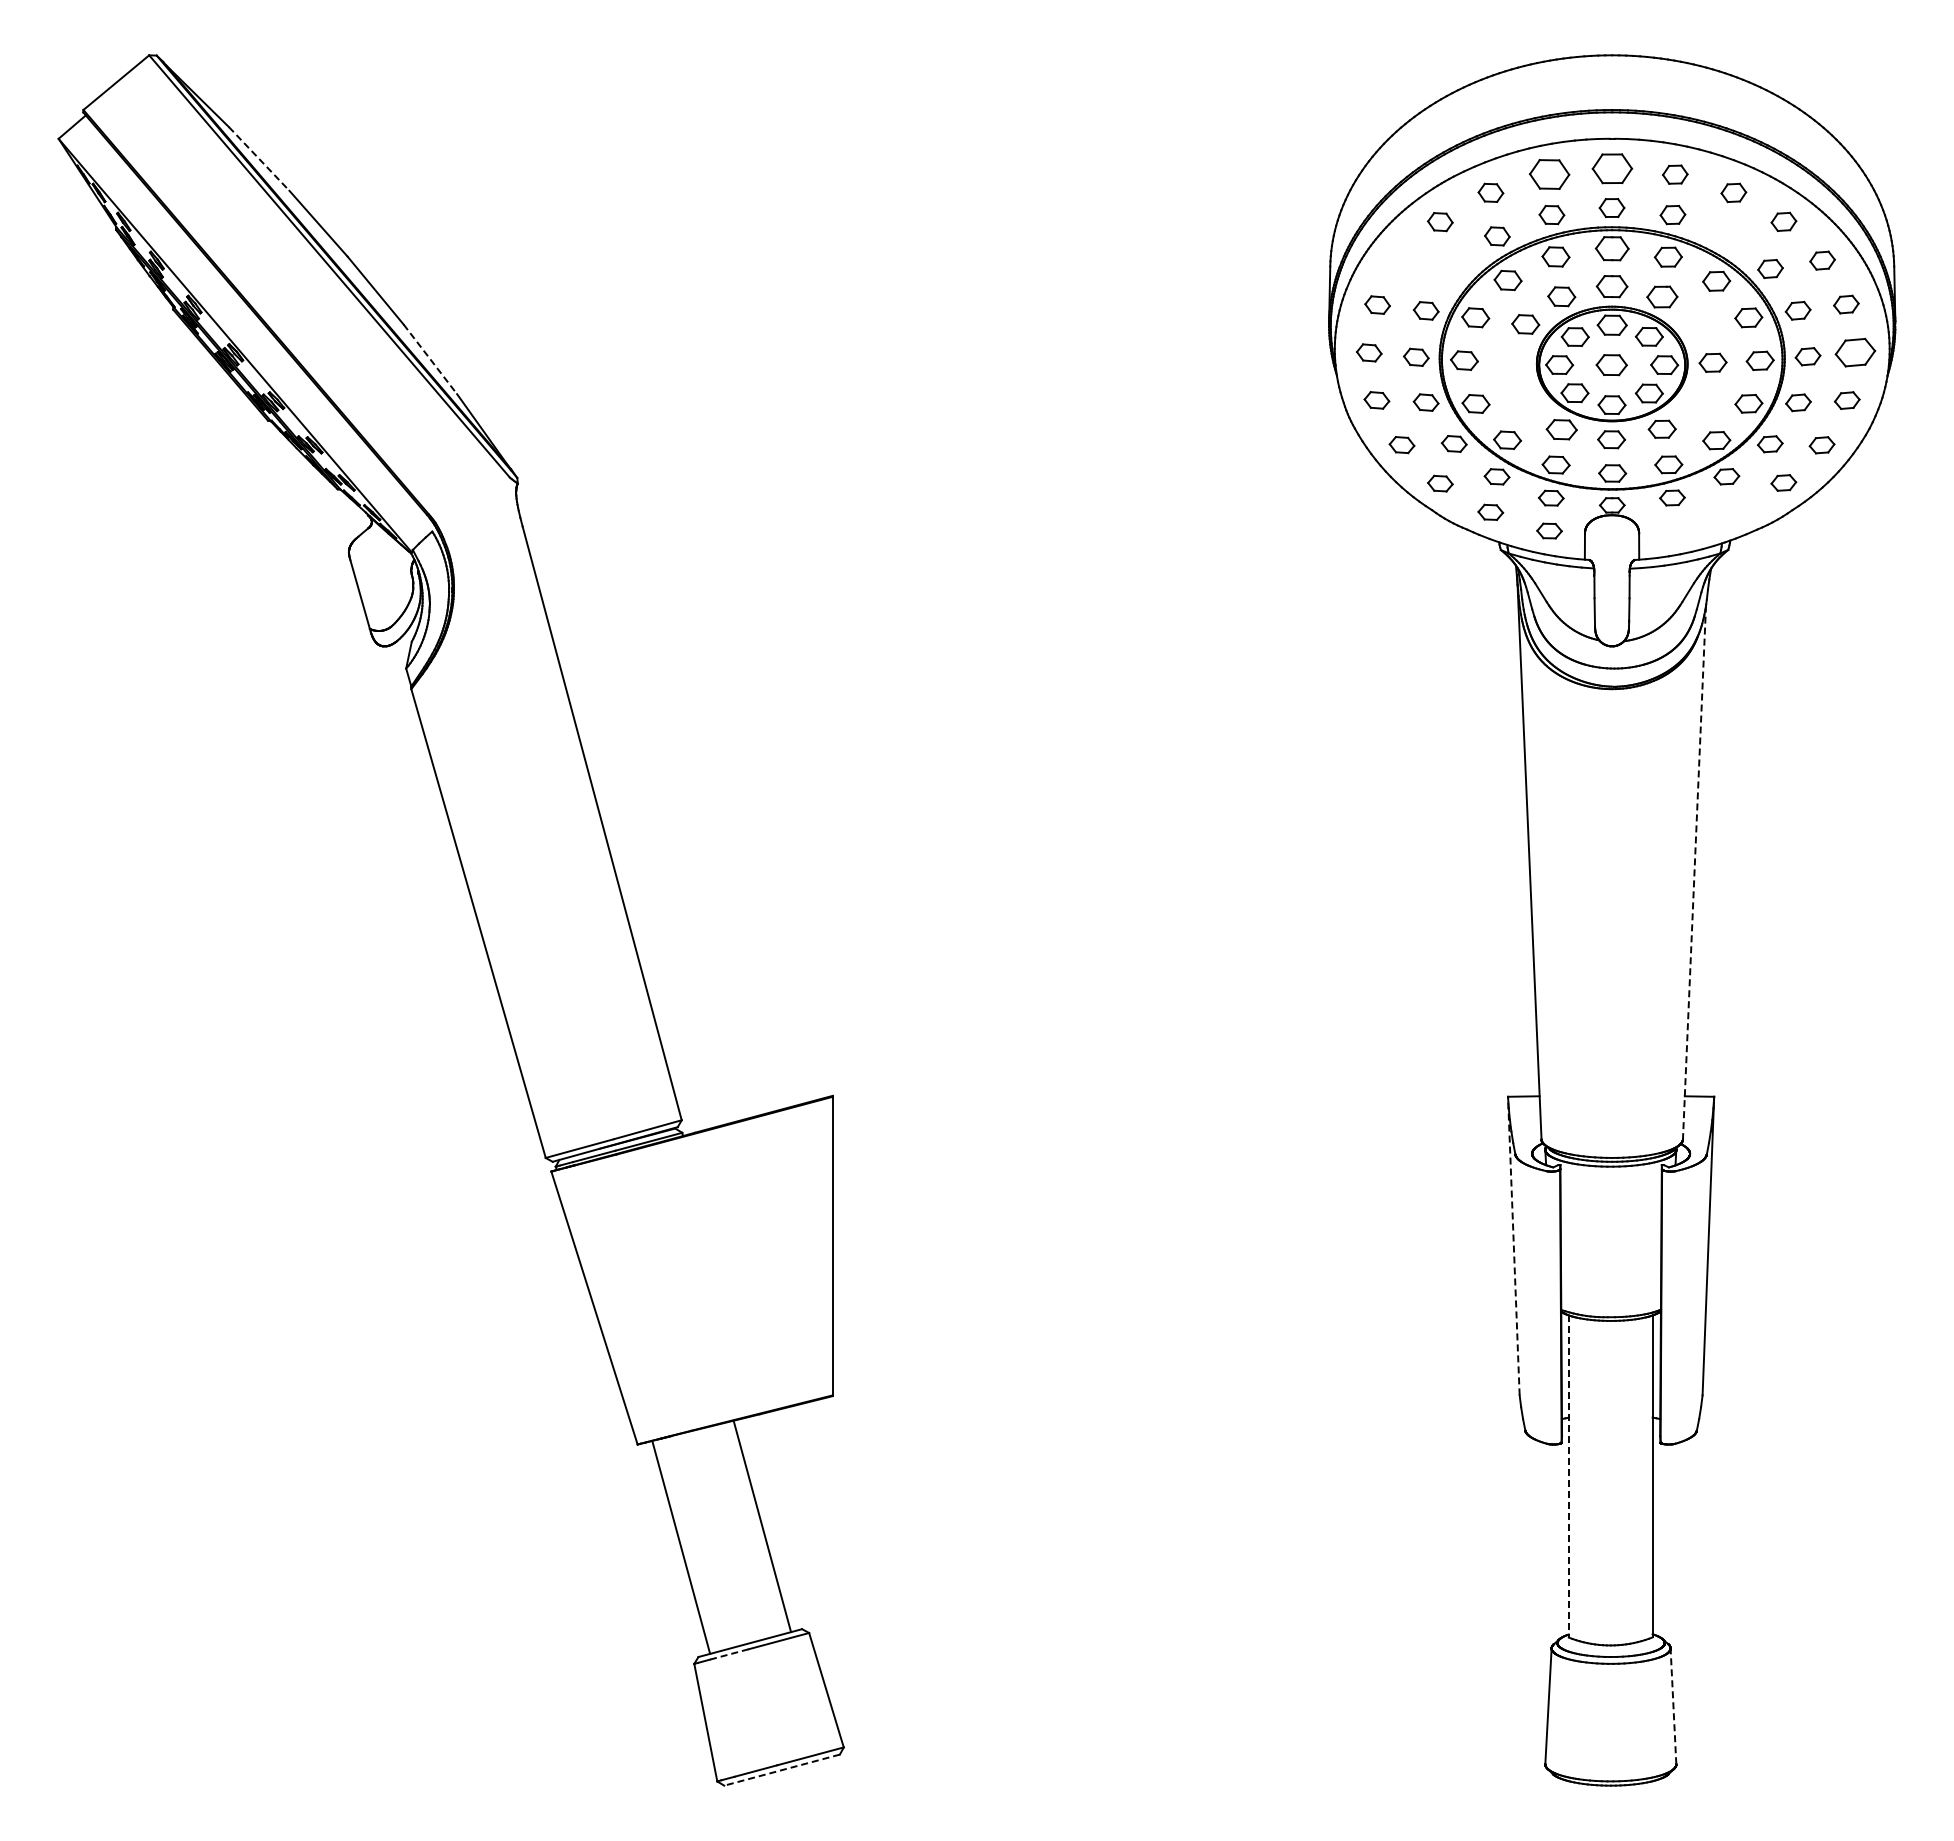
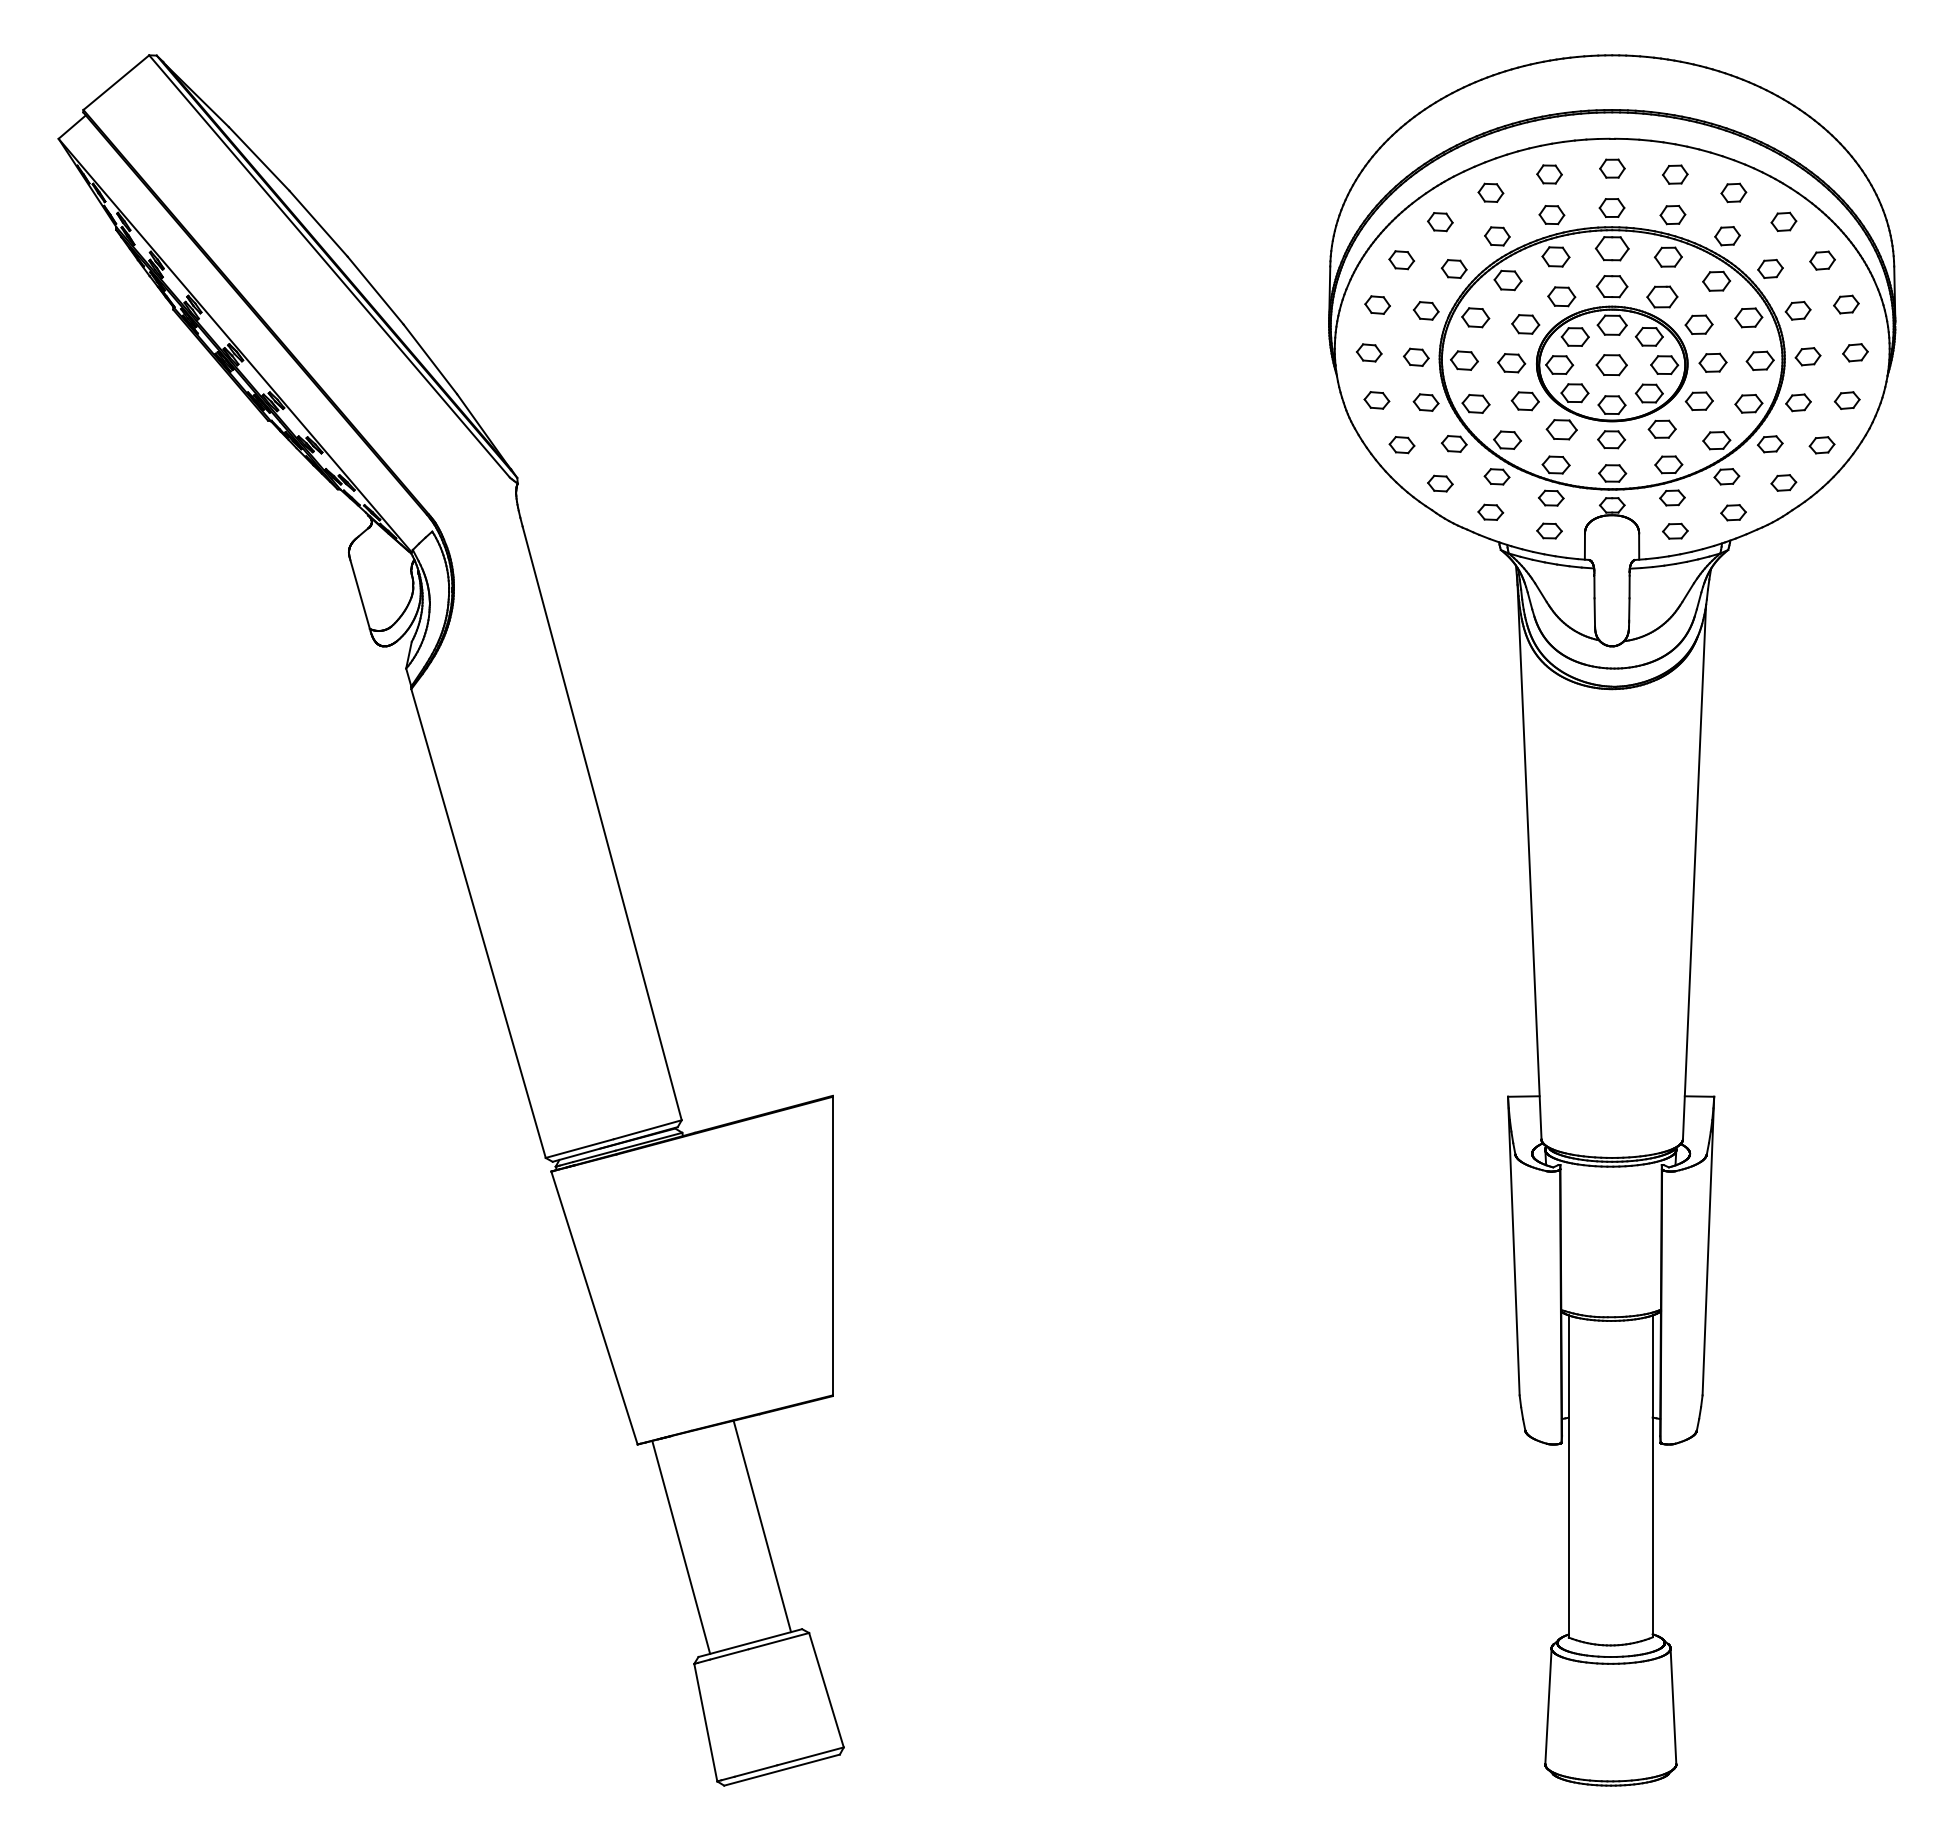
line: dashed -> solid (259, 158)
part size: 43x32 px -> 27x21 px (1612, 168)
part size: 42x31 px -> 27x21 px (1549, 174)
part: none -> present (1727, 236)
part: none -> present (1401, 260)
part: none -> present (1453, 268)
part: none -> present (1698, 324)
part size: 43x31 px -> 27x20 px (1855, 352)
line: dashed -> solid (430, 359)
part: none -> present (1511, 363)
part: none -> present (1524, 401)
part: none -> present (1698, 401)
part: none -> present (1733, 512)
part: none -> present (1675, 530)
line: dashed -> solid (1694, 873)
line: dashed -> solid (1513, 1245)
line: dashed -> solid (1568, 1477)
line: dashed -> solid (729, 1654)
line: dashed -> solid (1673, 1706)
line: dashed -> solid (782, 1770)
